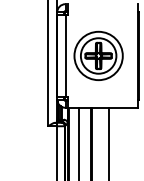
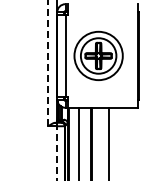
line: solid -> dashed (48, 63)
line: solid -> dashed (56, 151)
